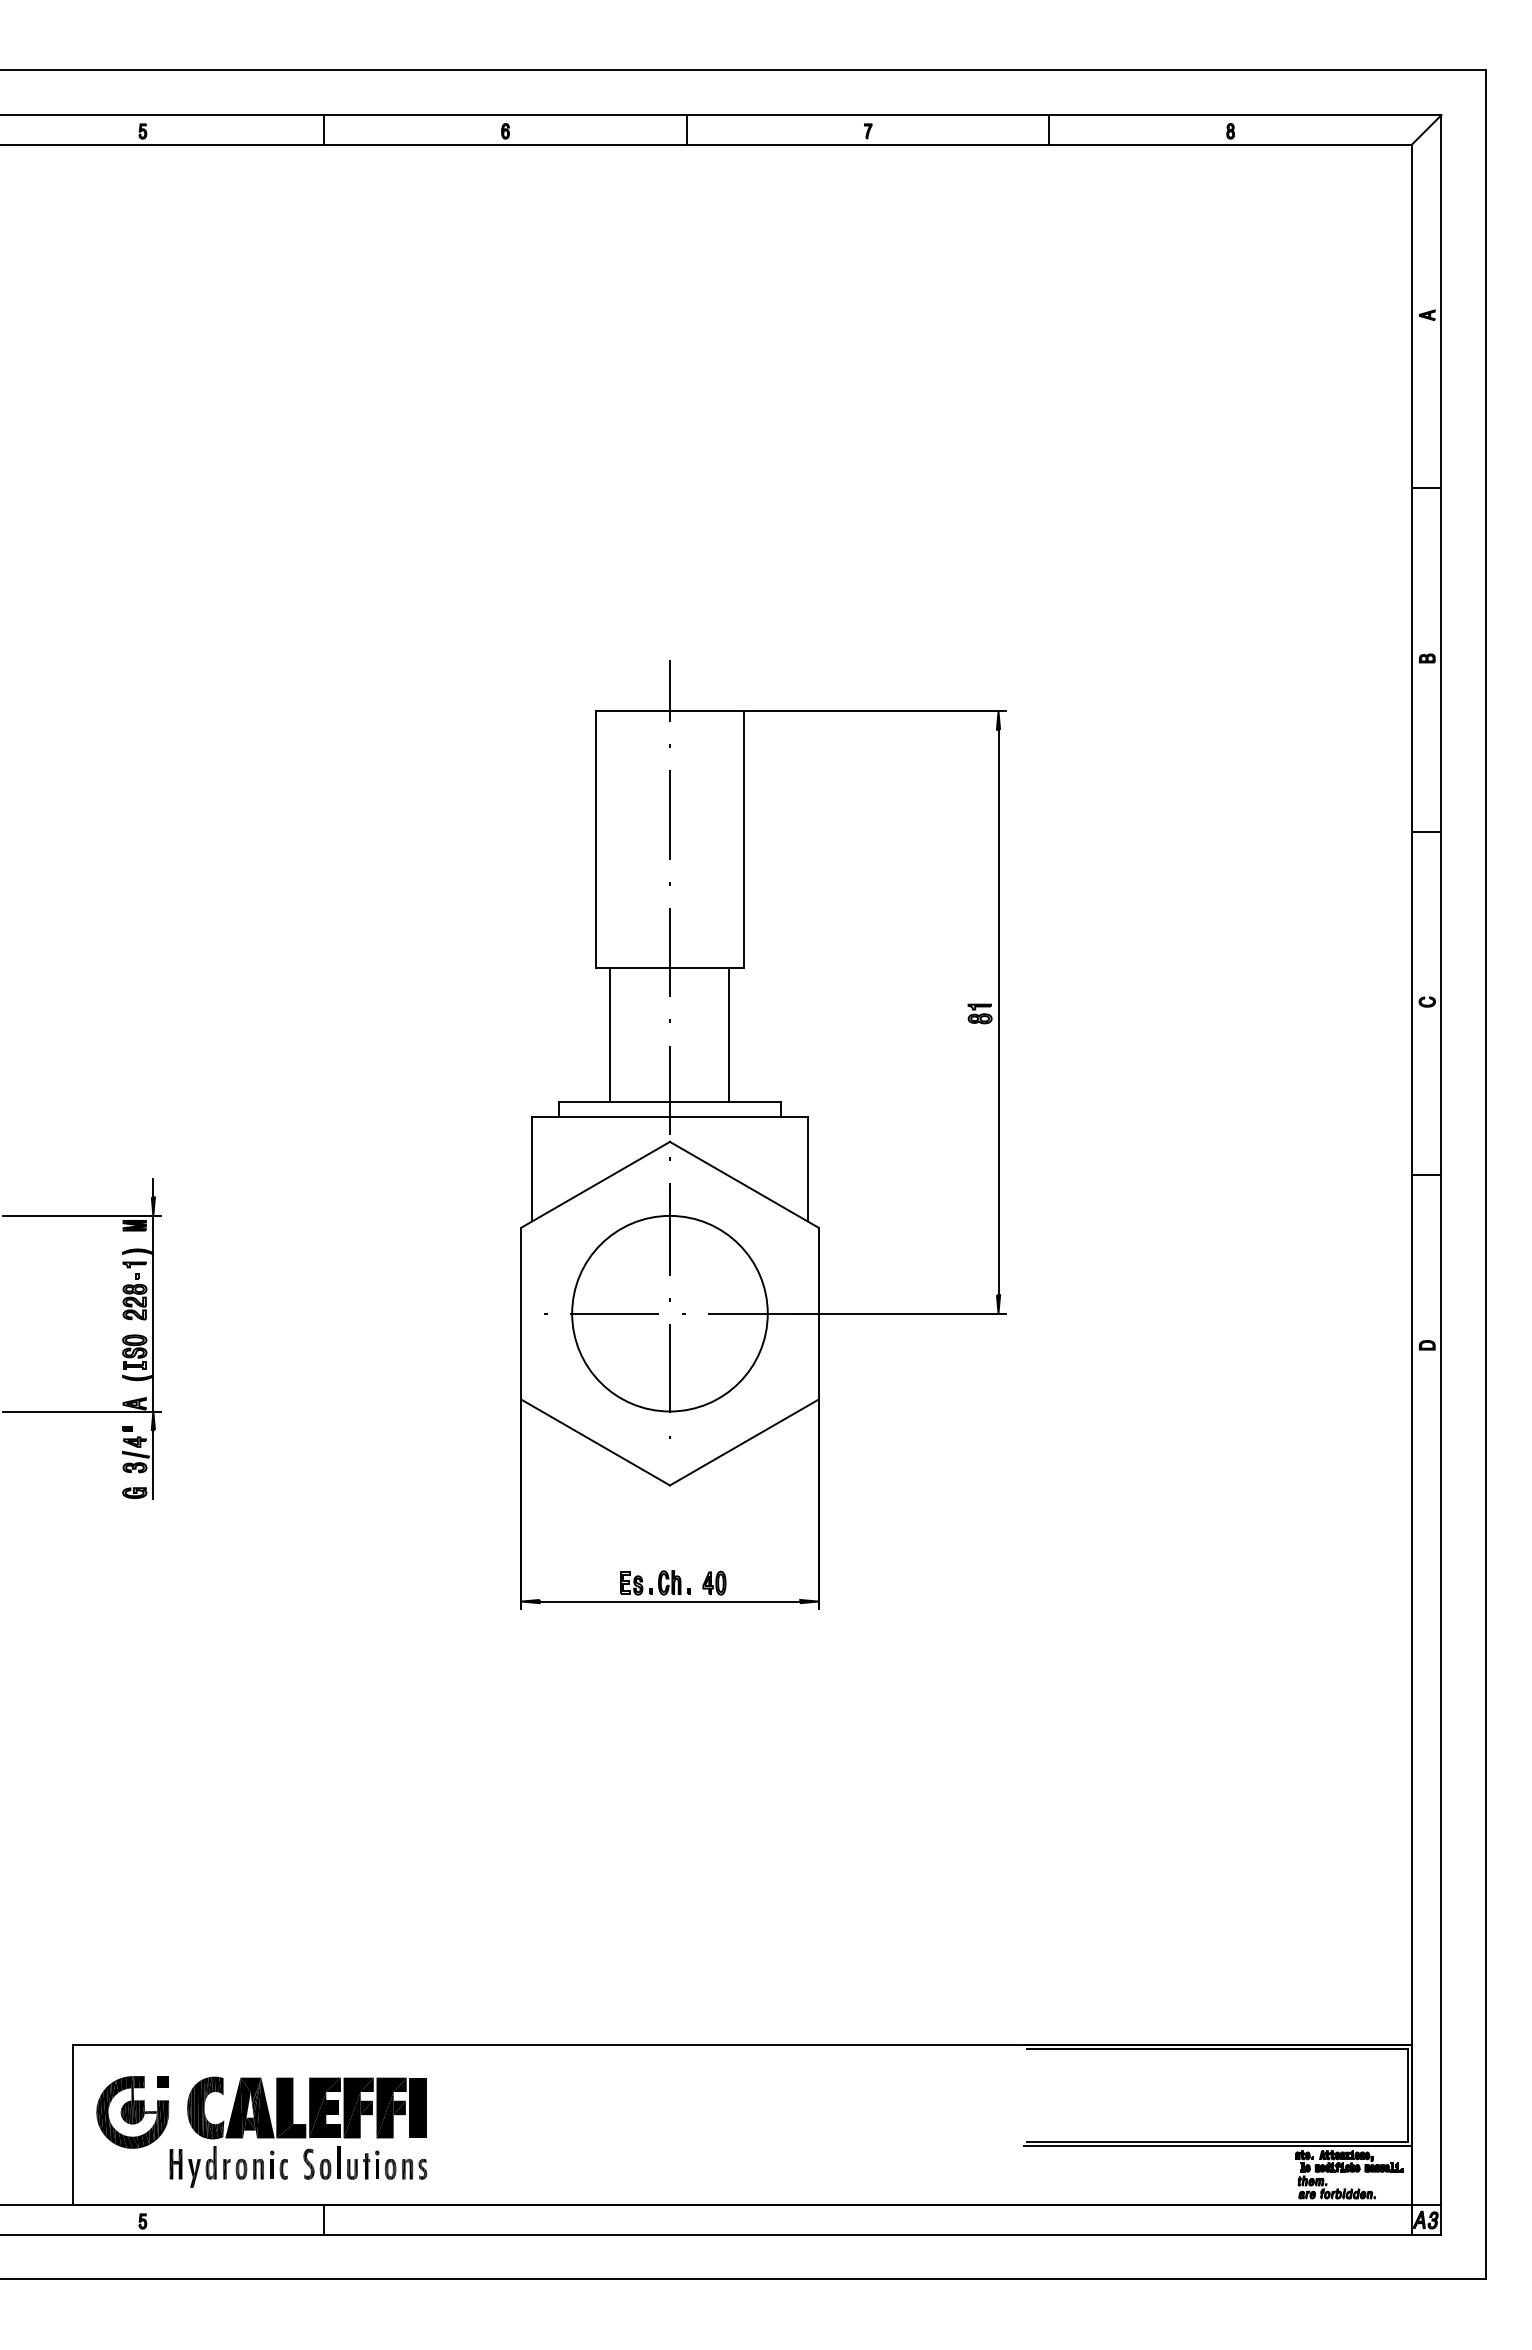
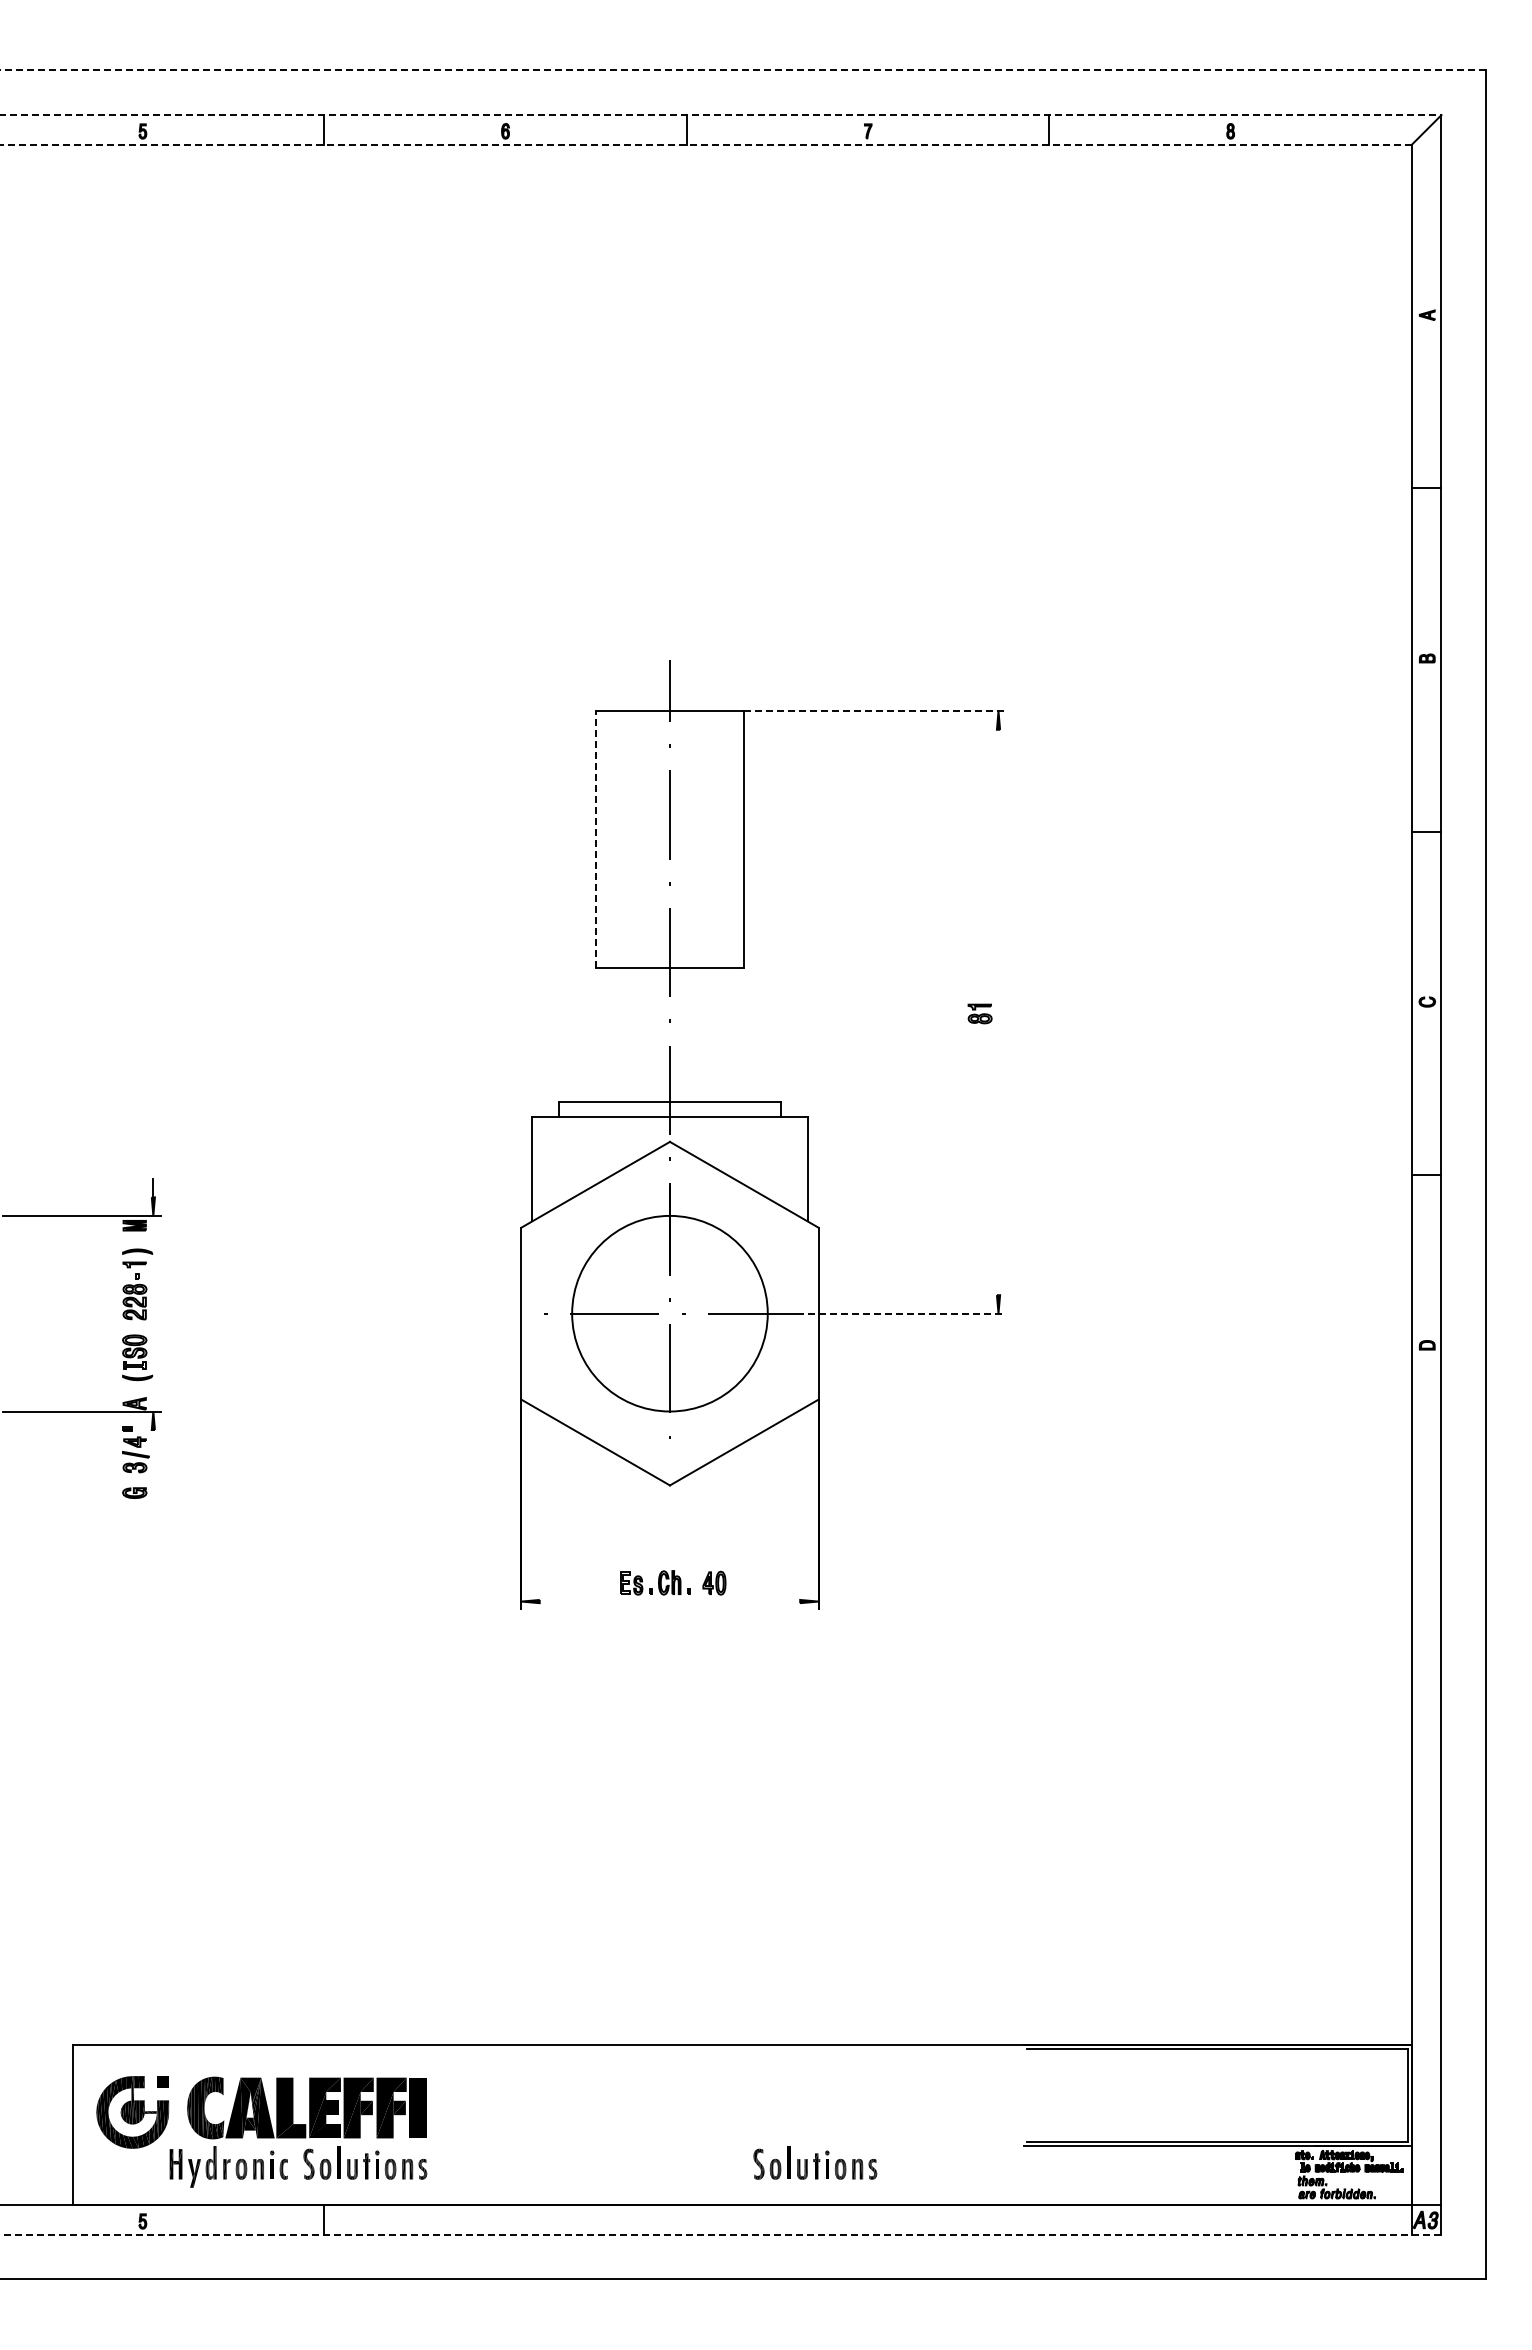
line: solid -> dashed (743, 70)
line: solid -> dashed (721, 115)
line: solid -> dashed (705, 144)
line: solid -> dashed (875, 711)
line: solid -> dashed (595, 839)
line: present -> none (998, 1012)
line: present -> none (610, 1034)
line: present -> none (729, 1034)
line: present -> none (153, 1313)
line: solid -> dashed (902, 1313)
line: present -> none (153, 1464)
line: present -> none (669, 1601)
part: none -> present (815, 2162)
line: solid -> dashed (720, 2234)
